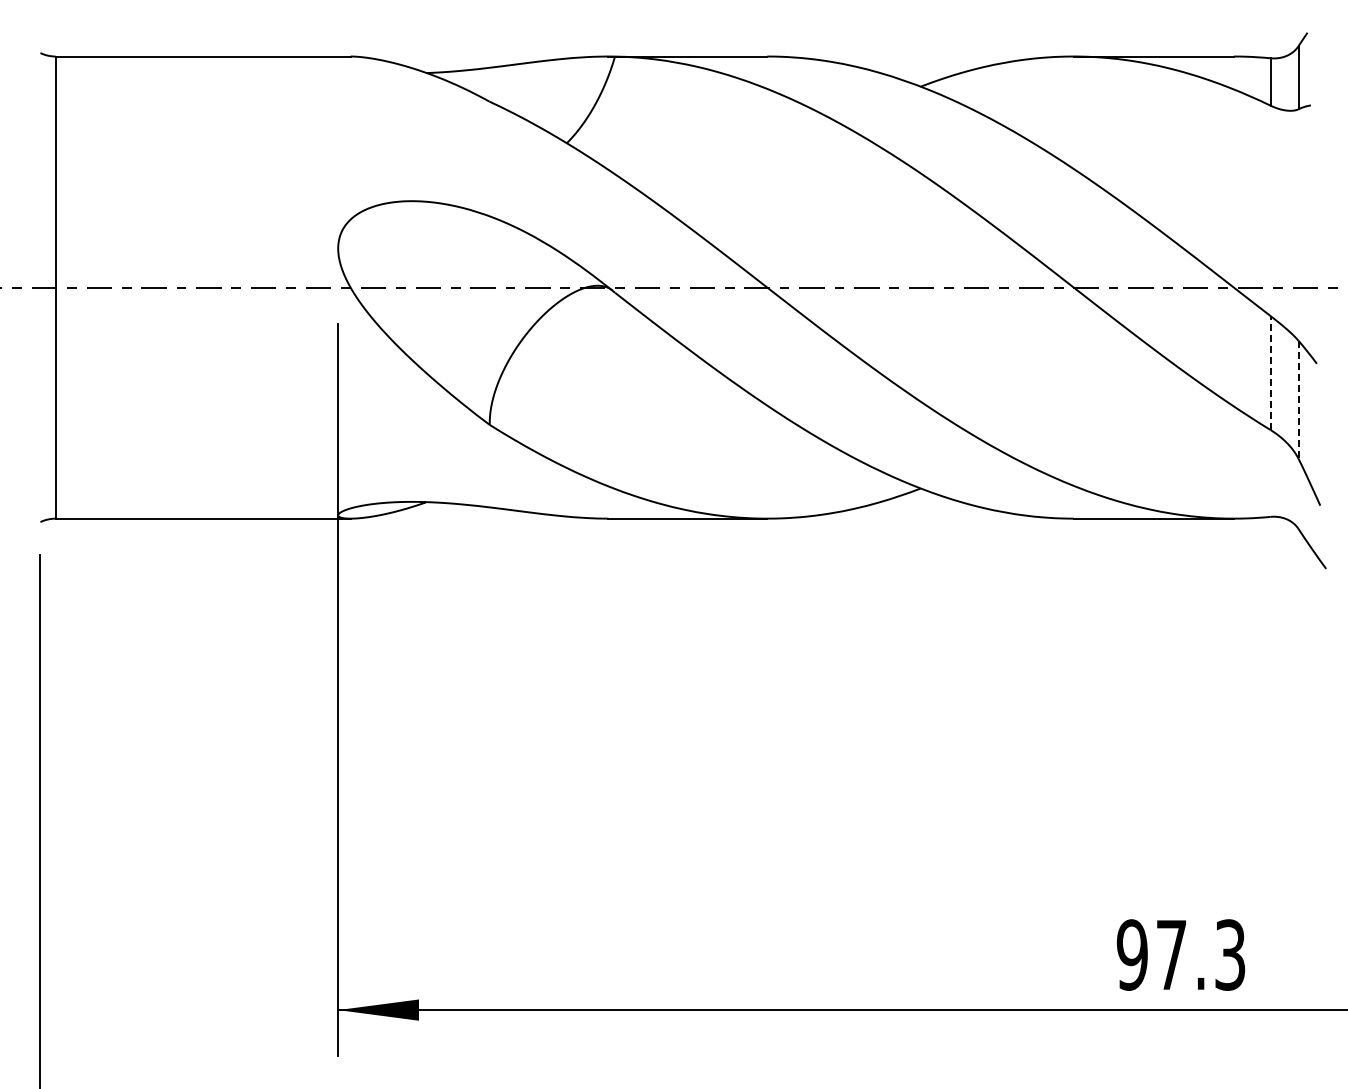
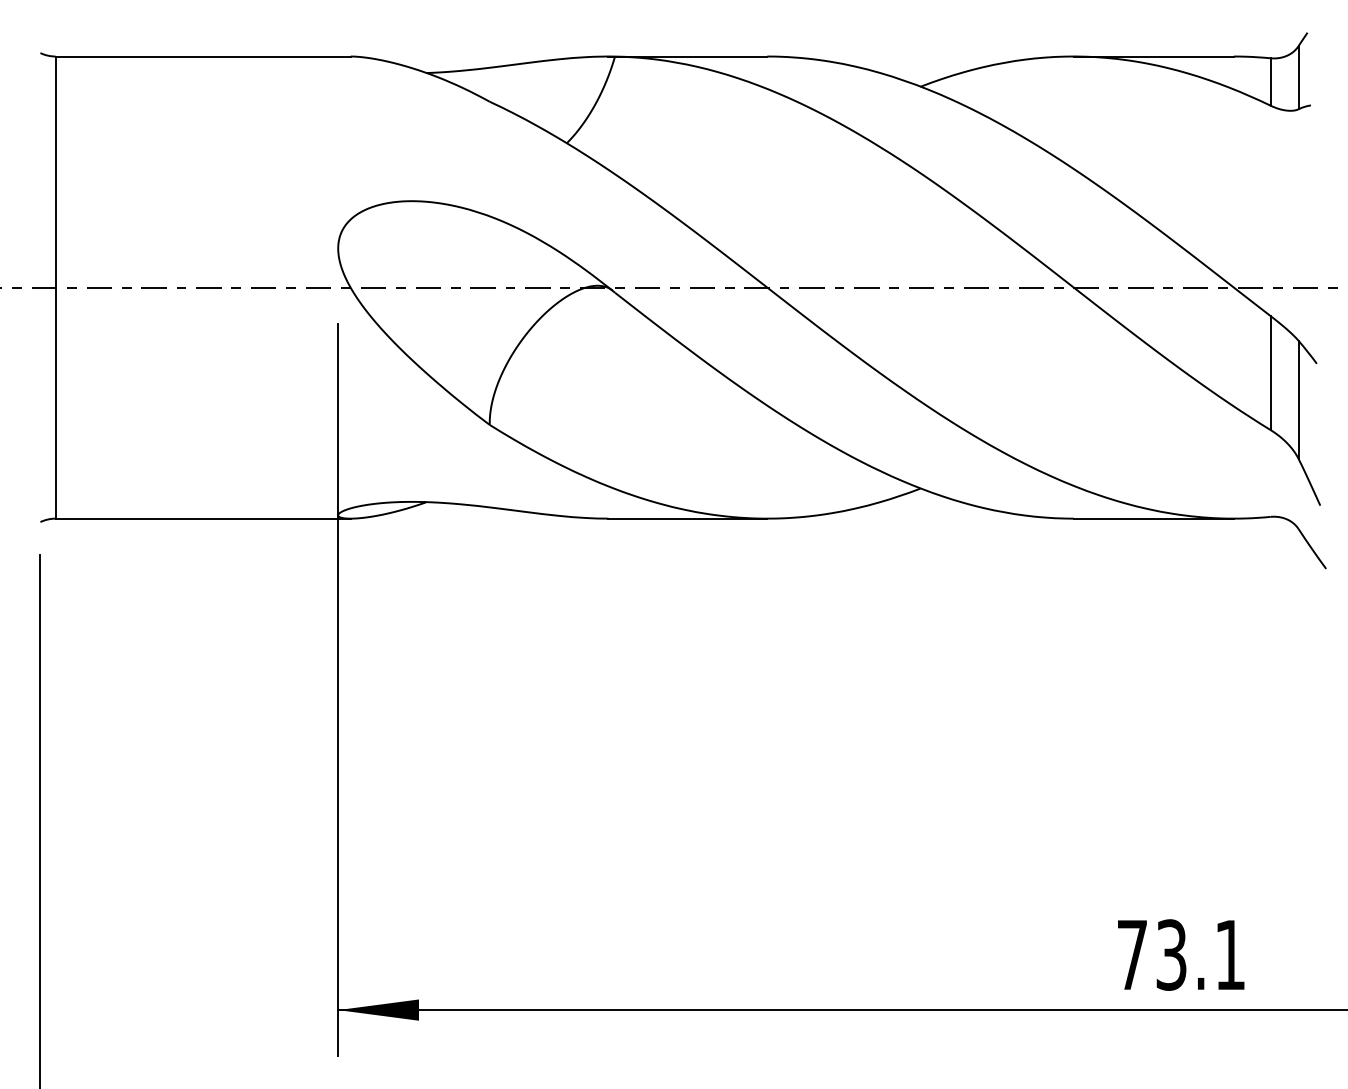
line: dashed -> solid (1270, 373)
line: dashed -> solid (1298, 400)
text: 97.3 -> 73.1 (1180, 954)
